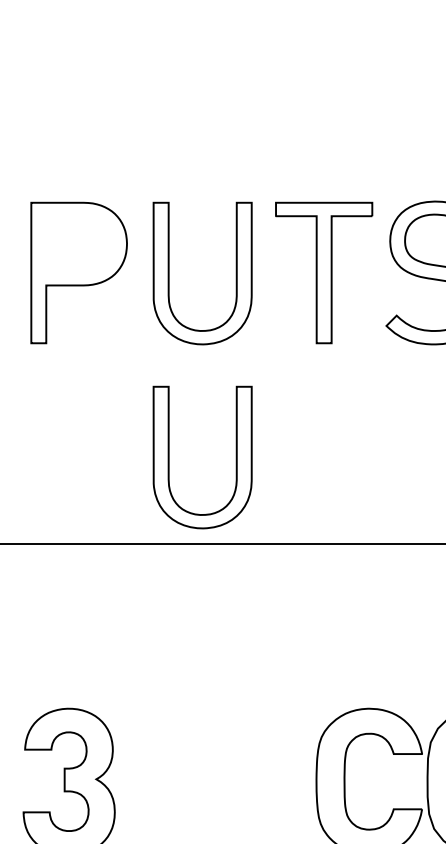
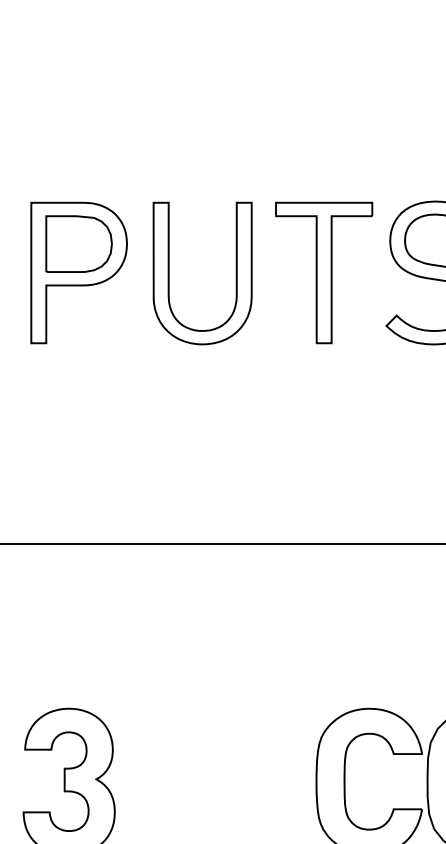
part: none -> present (78, 243)
part: present -> none (169, 457)
